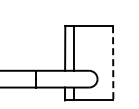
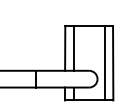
line: none -> present (104, 63)
line: dashed -> solid (113, 63)
